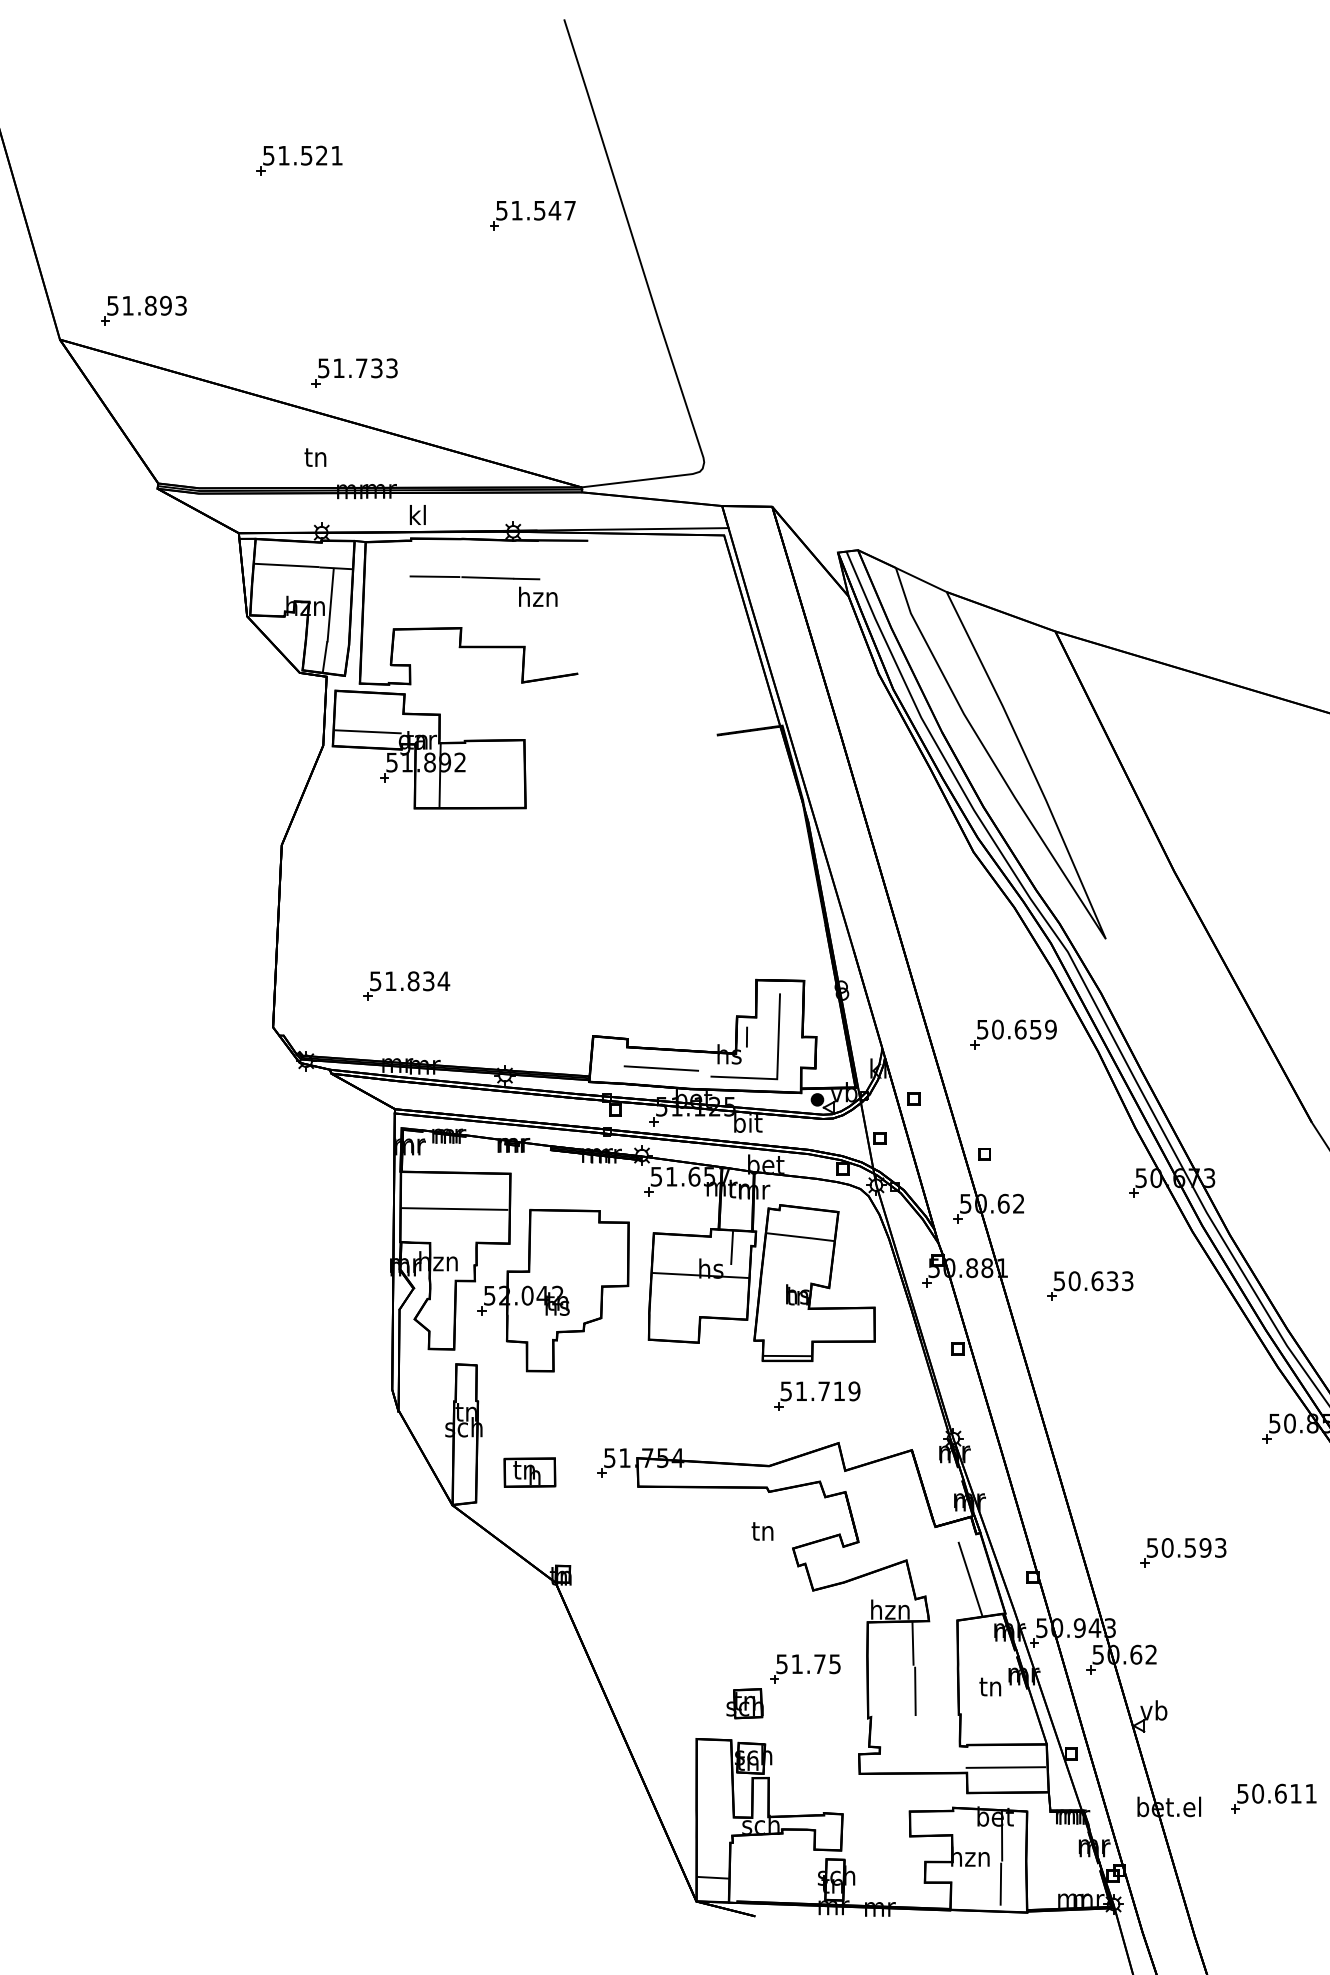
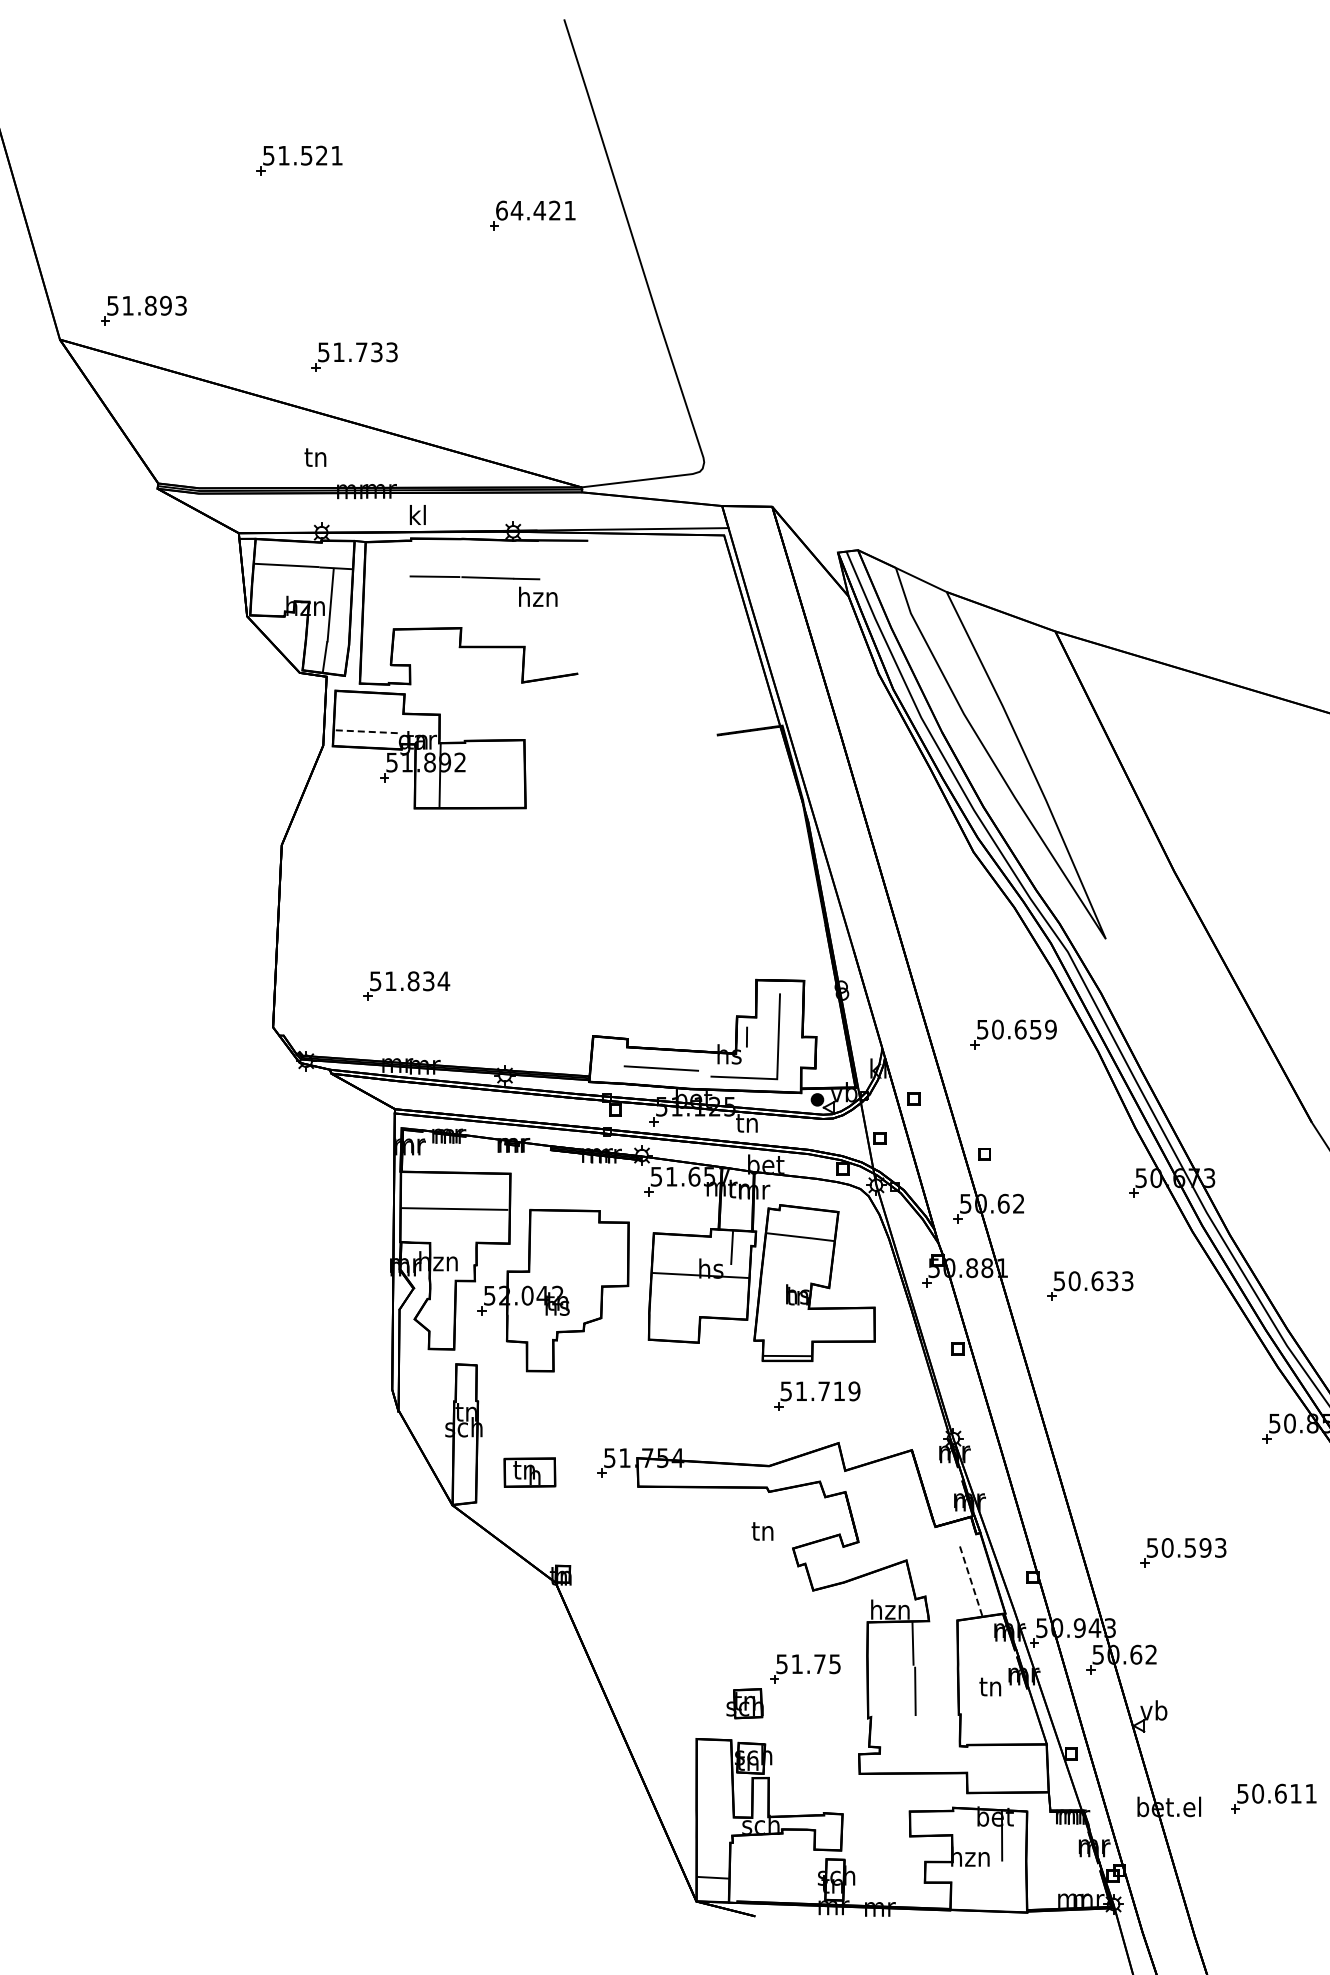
text: 51.547 -> 64.421 (535, 210)
part position: (354, 372) -> (354, 356) (354, 356)
line: solid -> dashed (368, 731)
text: bit -> tn (748, 1122)
line: solid -> dashed (970, 1578)
line: present -> none (1005, 1767)
line: present -> none (1000, 1883)
